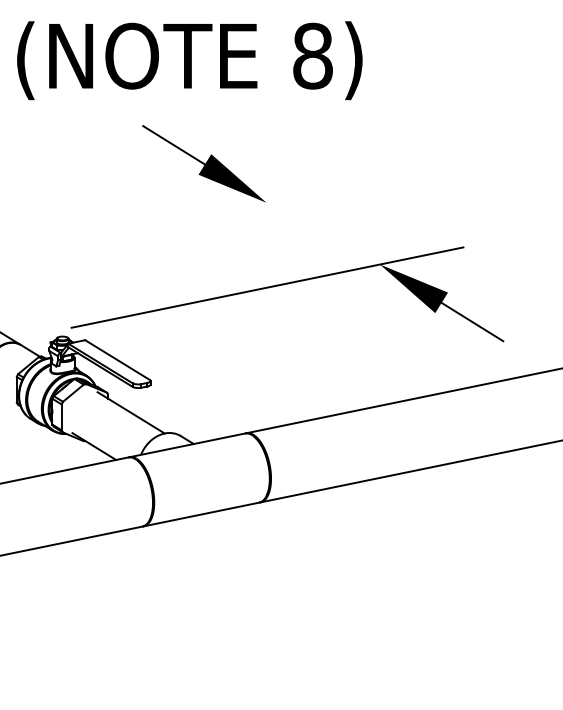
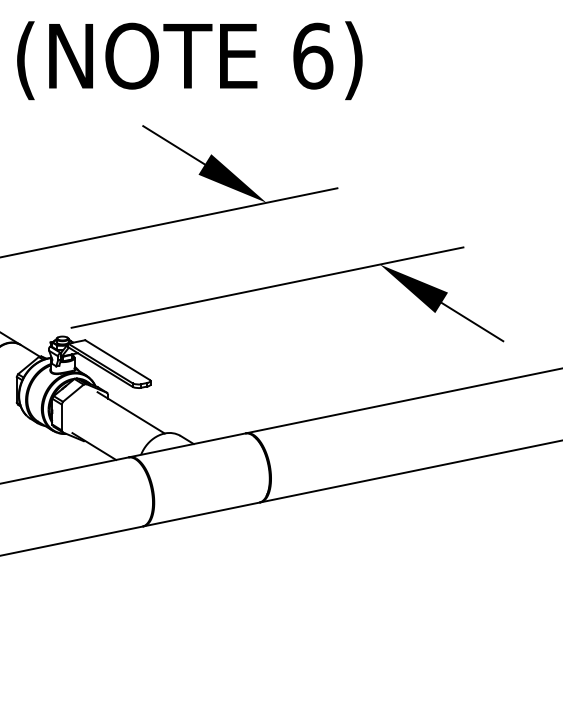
text: 8) -> 6) (313, 55)
line: none -> present (169, 222)
